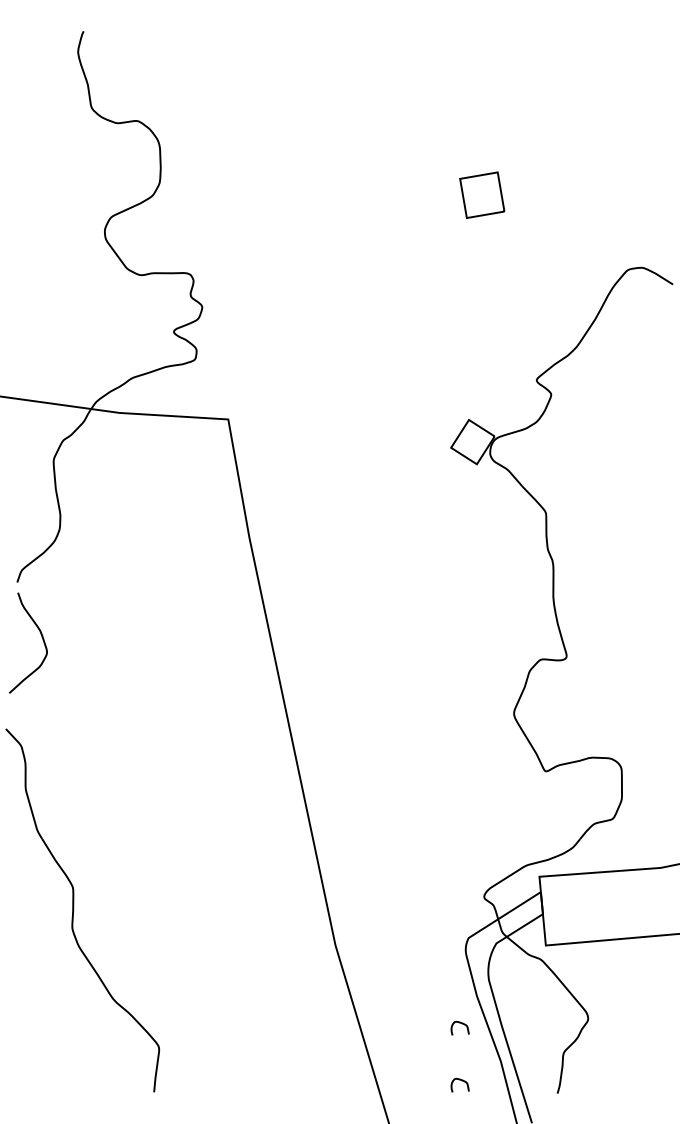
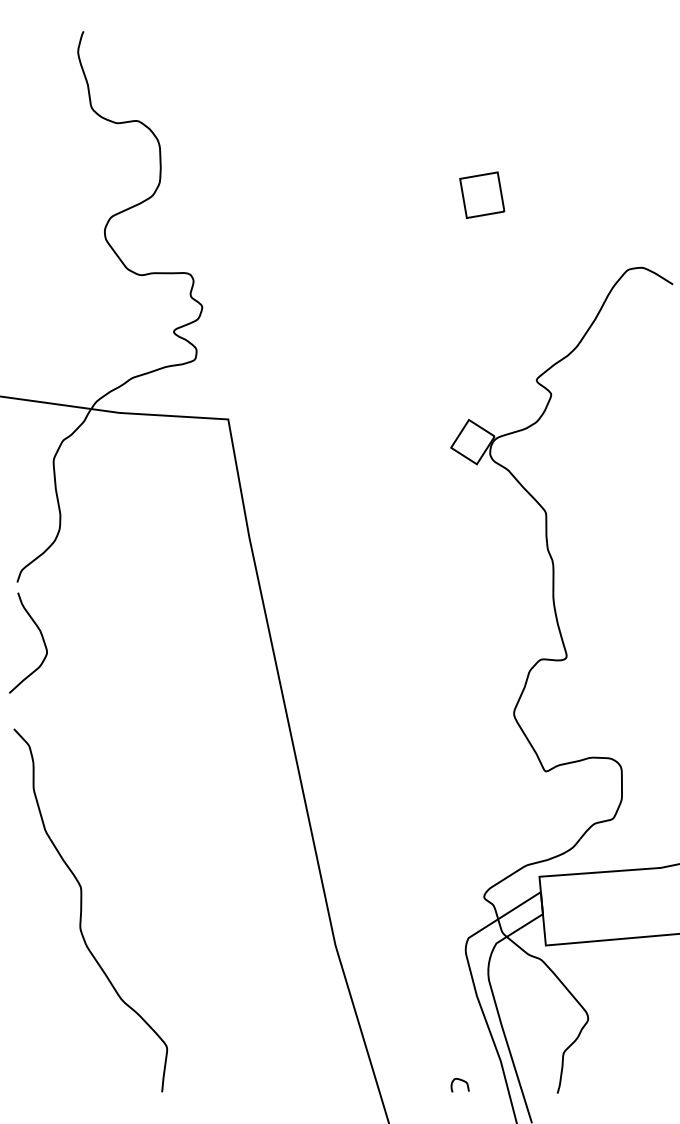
part position: (74, 910) -> (82, 910) (82, 910)
curve: present -> none (461, 1024)
